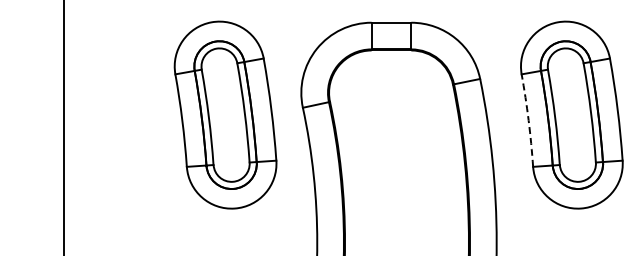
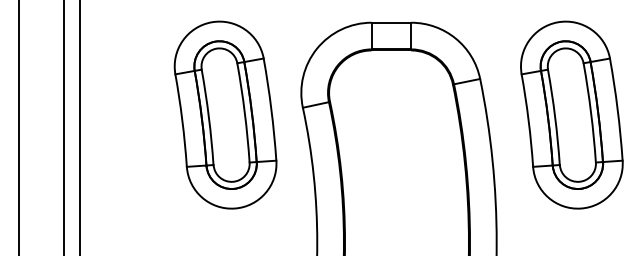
arc: dashed -> solid (528, 120)
line: none -> present (19, 127)
line: none -> present (80, 127)
